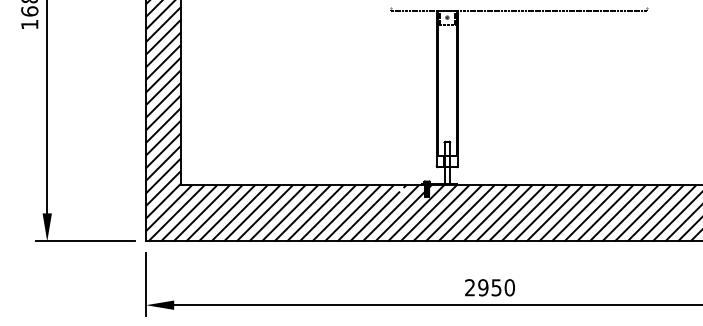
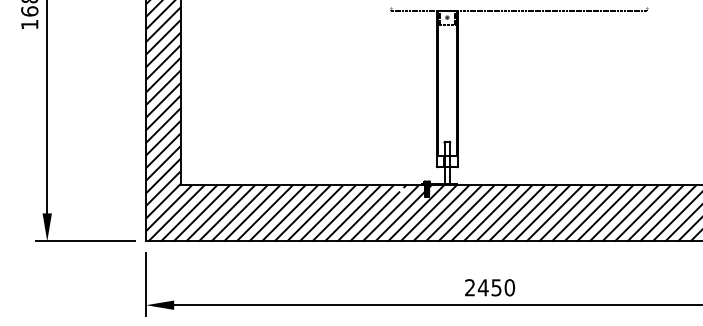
text: 2950 -> 2450 (482, 287)
